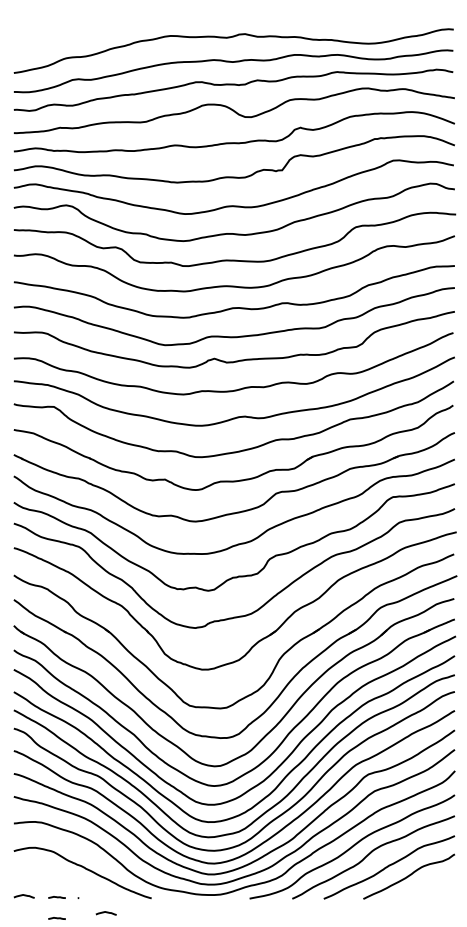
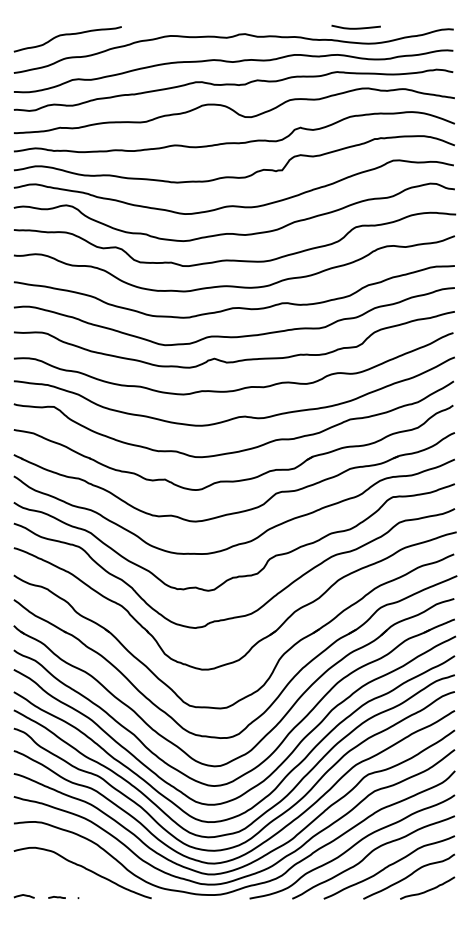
curve: none -> present (355, 27)
curve: none -> present (67, 35)
curve: none -> present (428, 889)
curve: present -> none (105, 912)
line: present -> none (56, 918)
